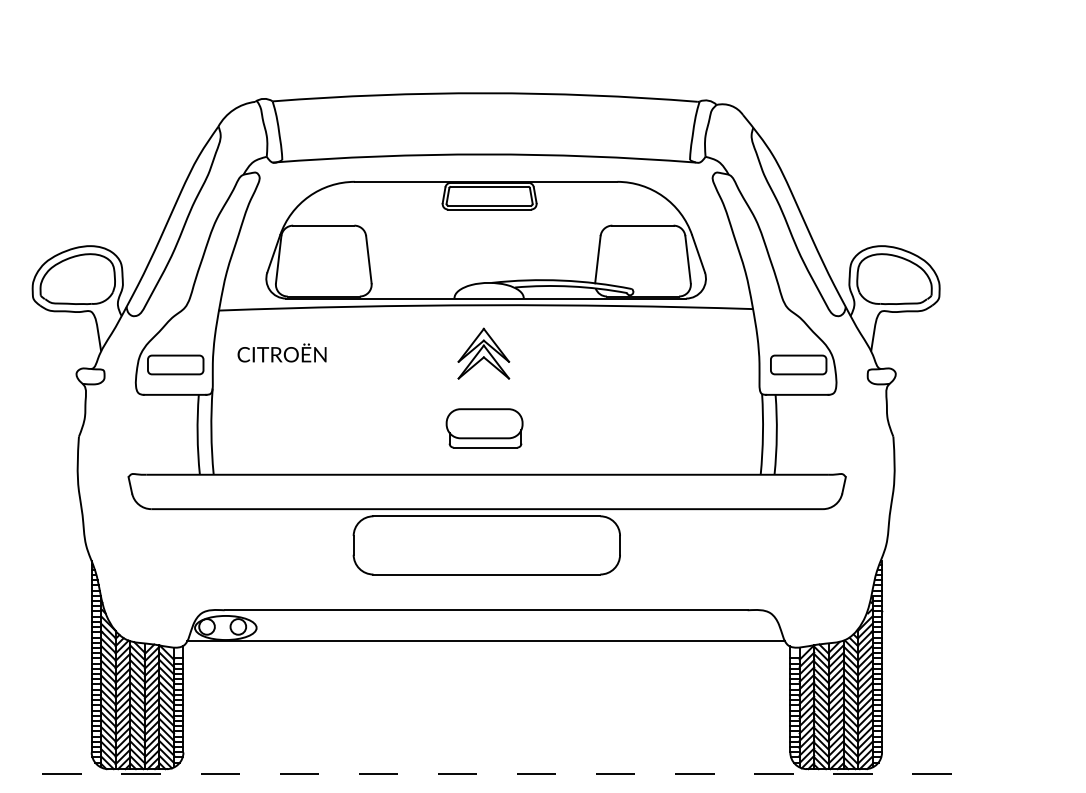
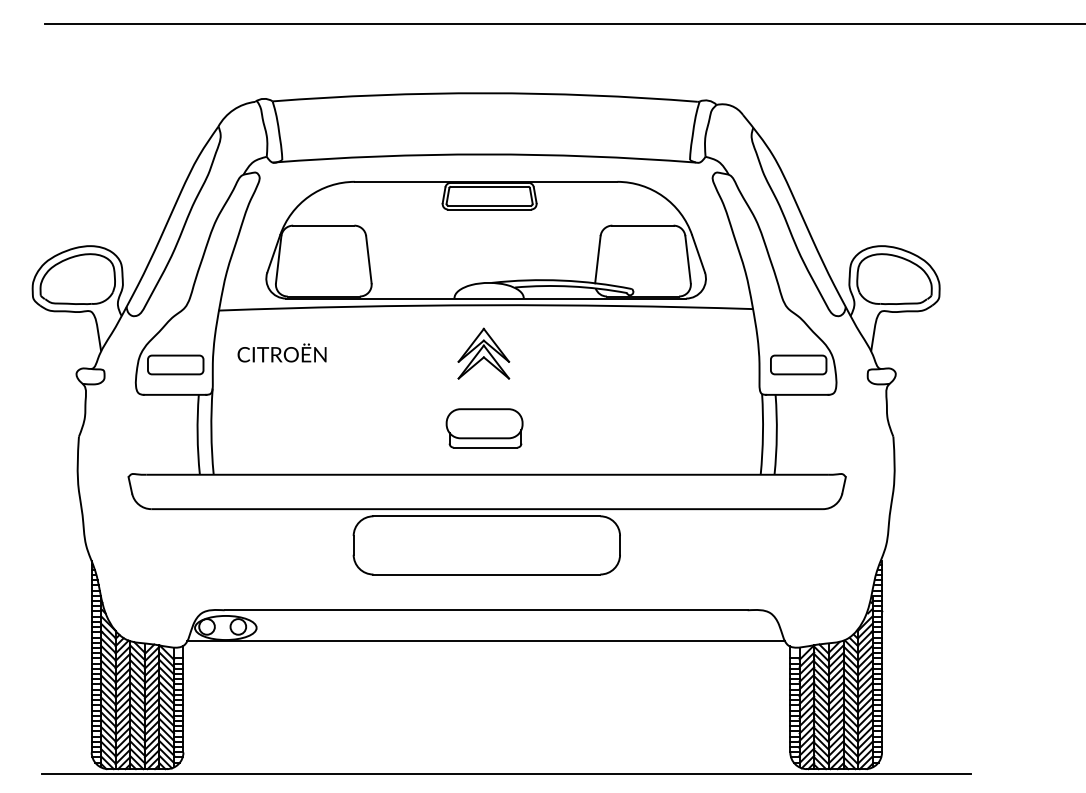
line: none -> present (563, 23)
line: dashed -> solid (507, 773)
